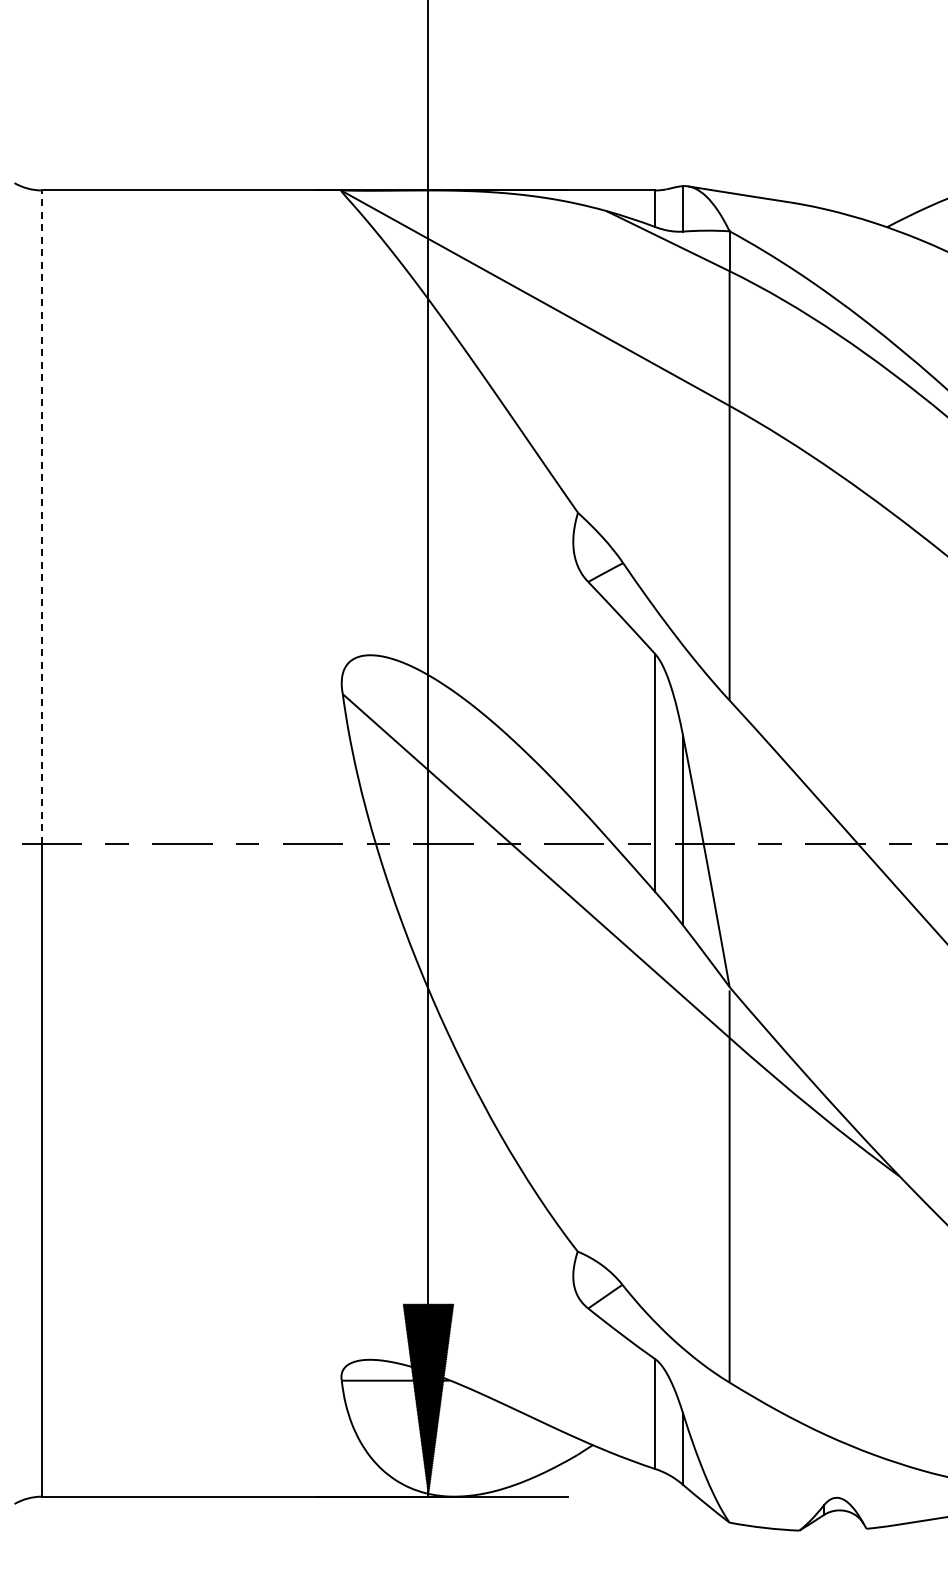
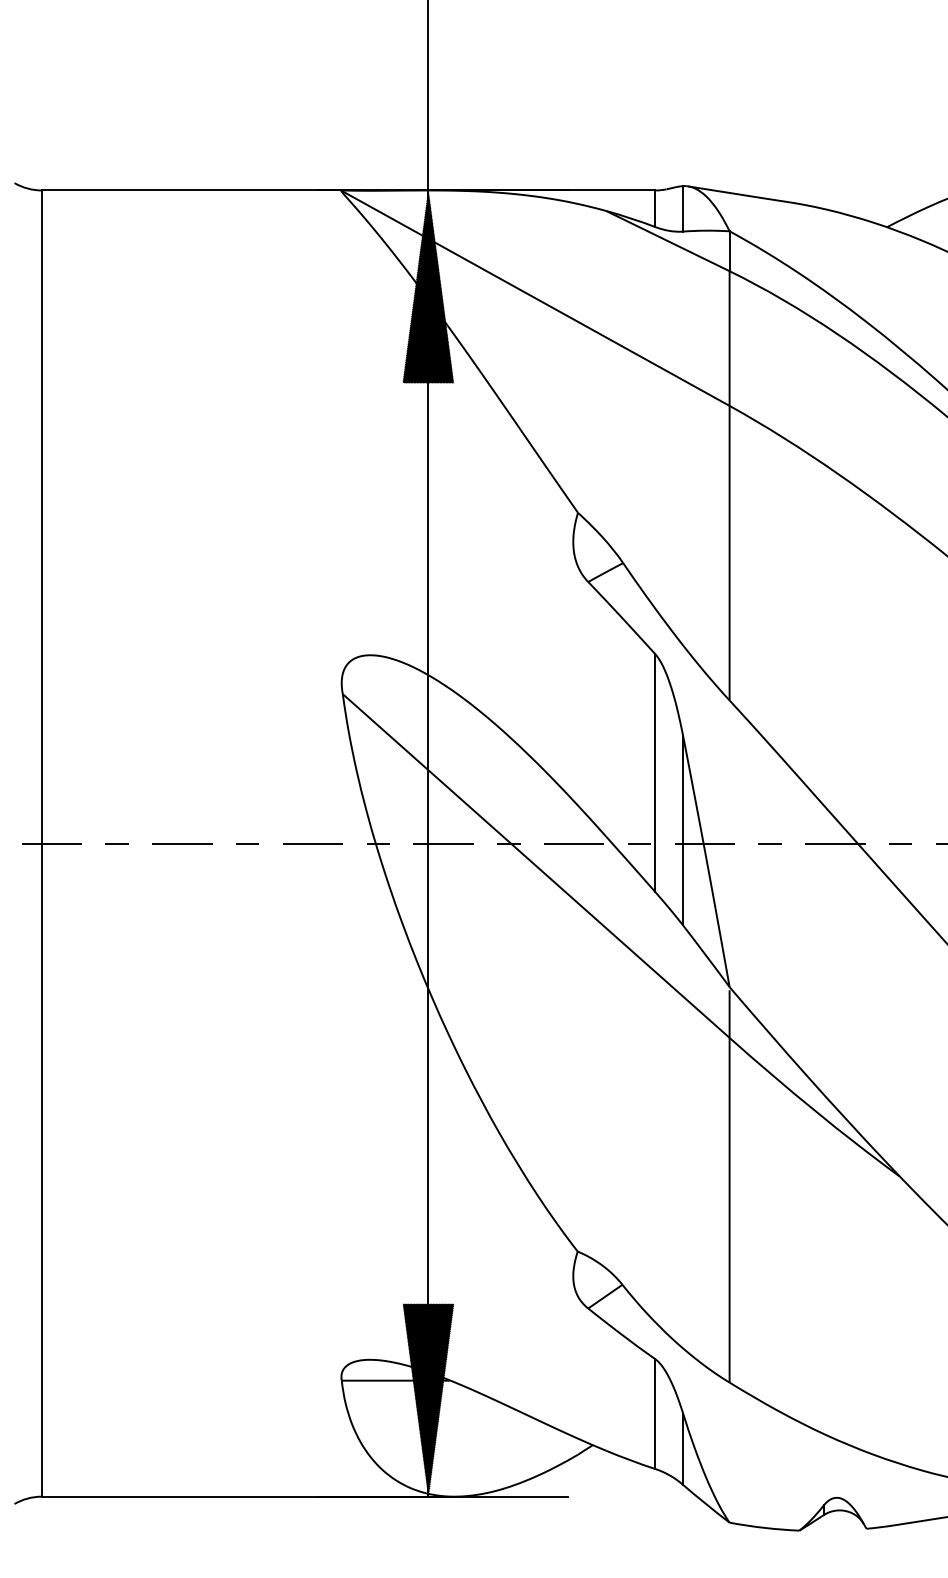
hatch: none -> present (428, 286)
line: dashed -> solid (42, 517)
